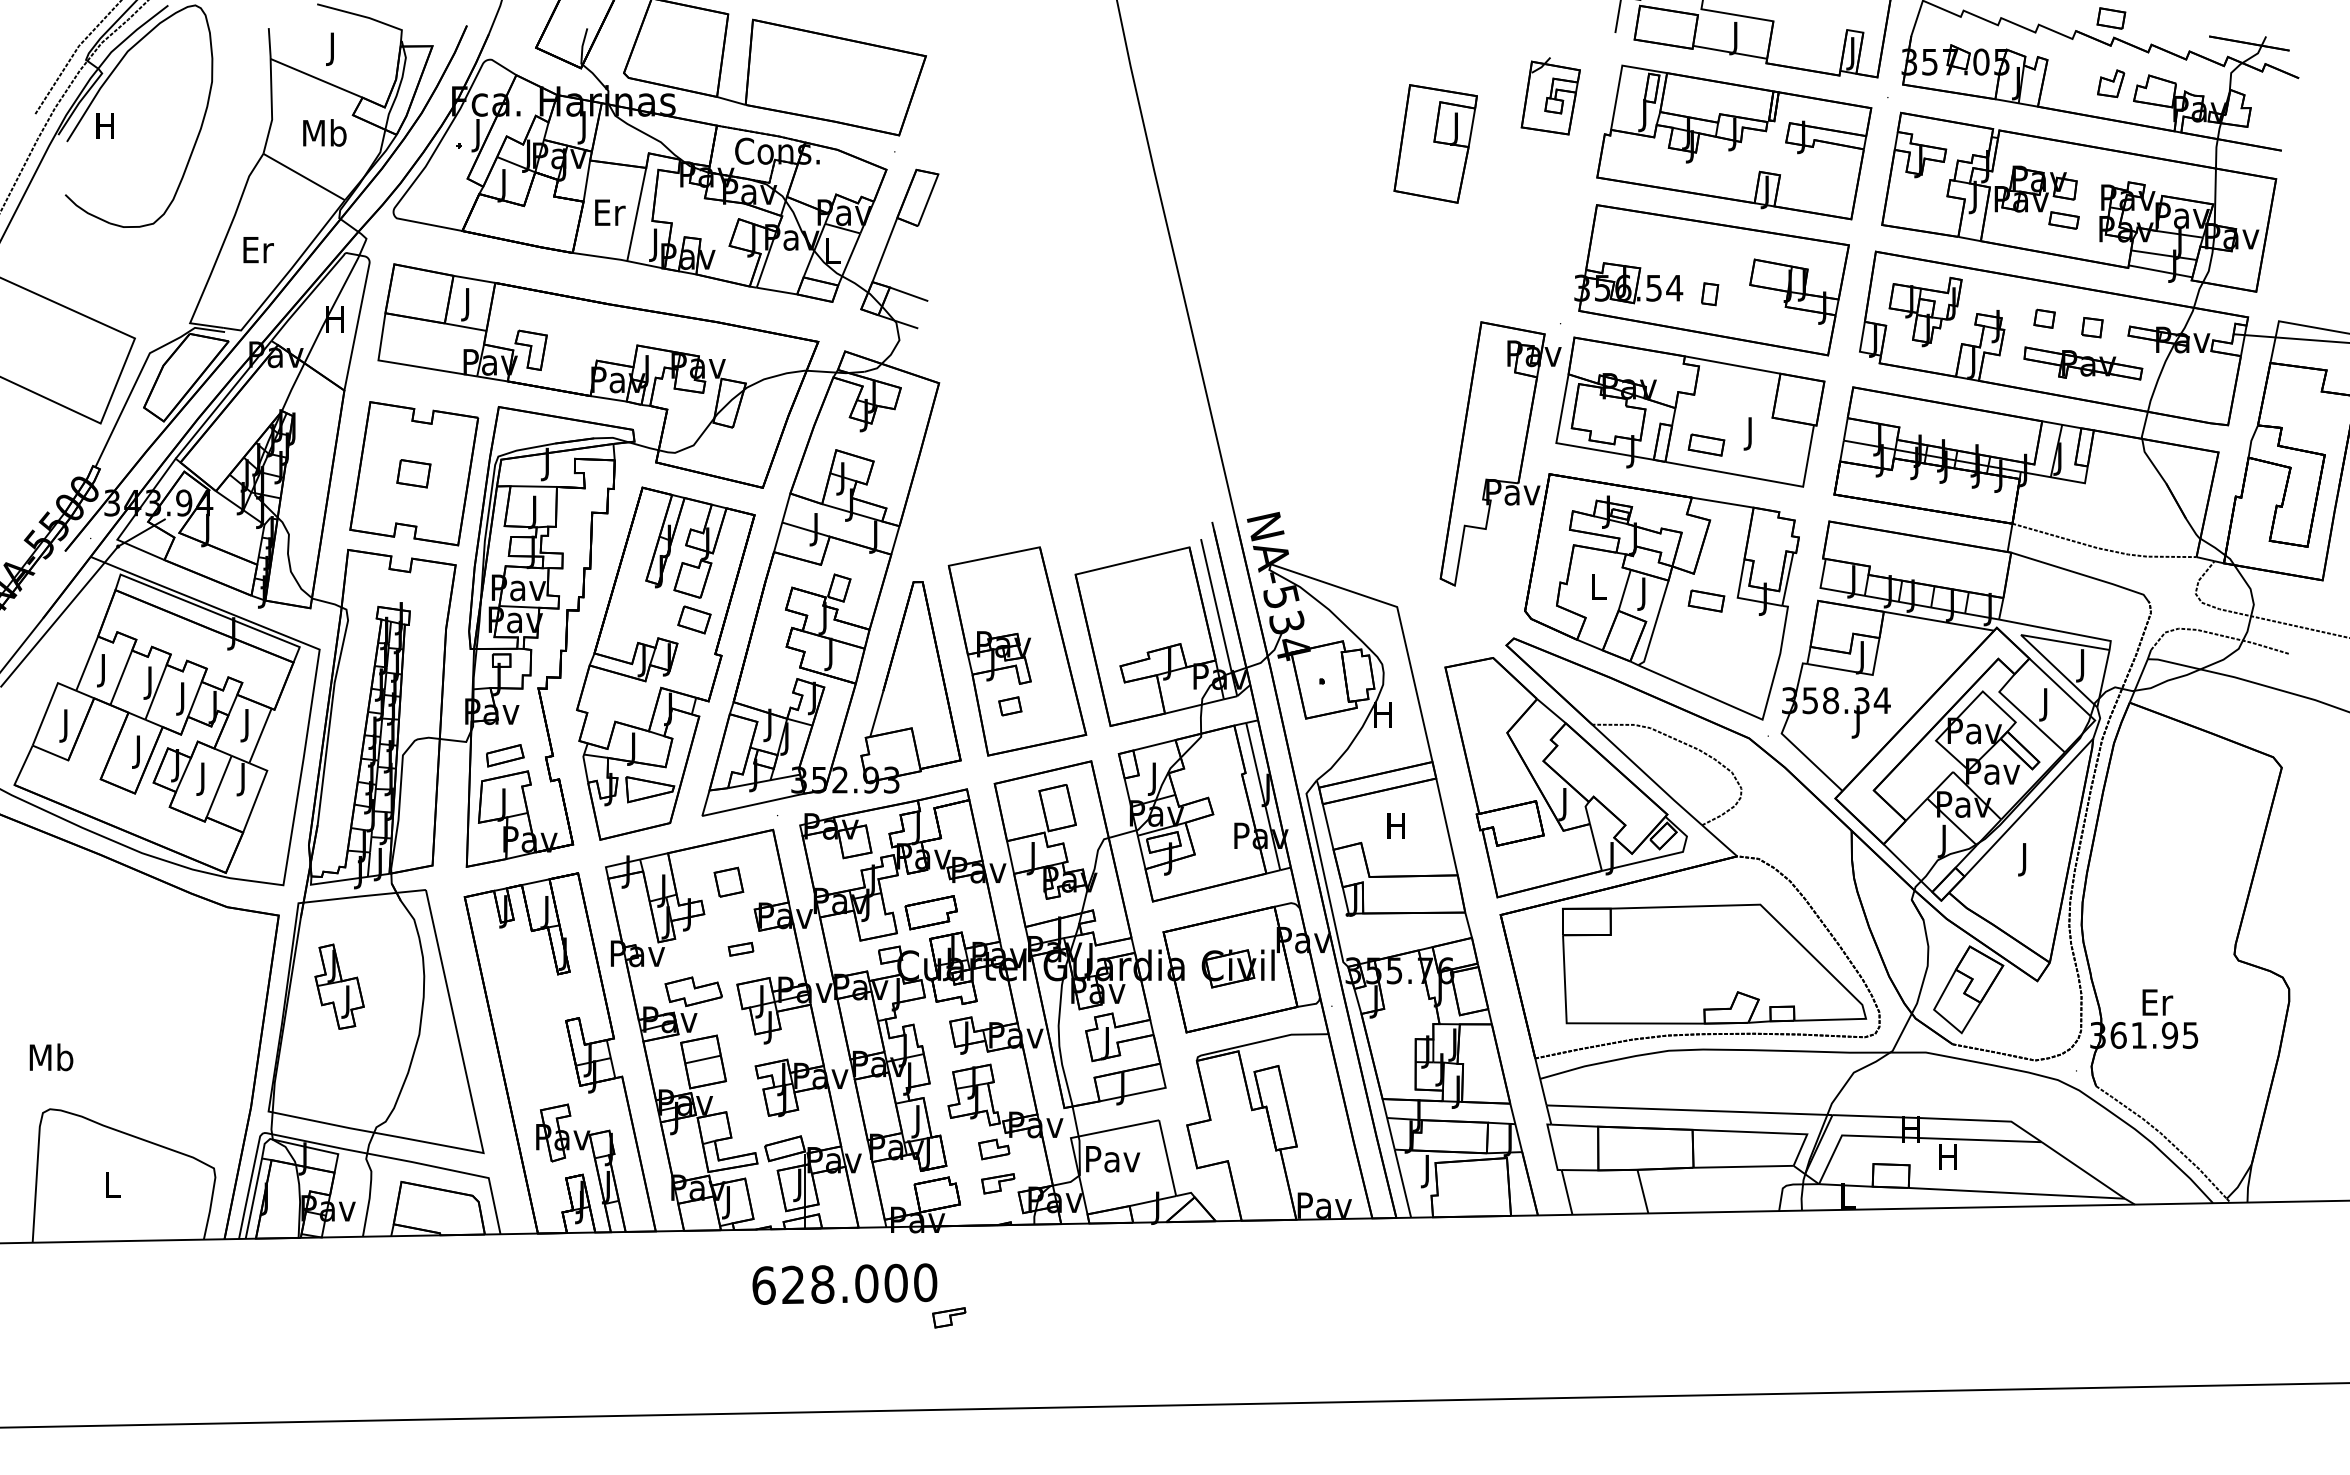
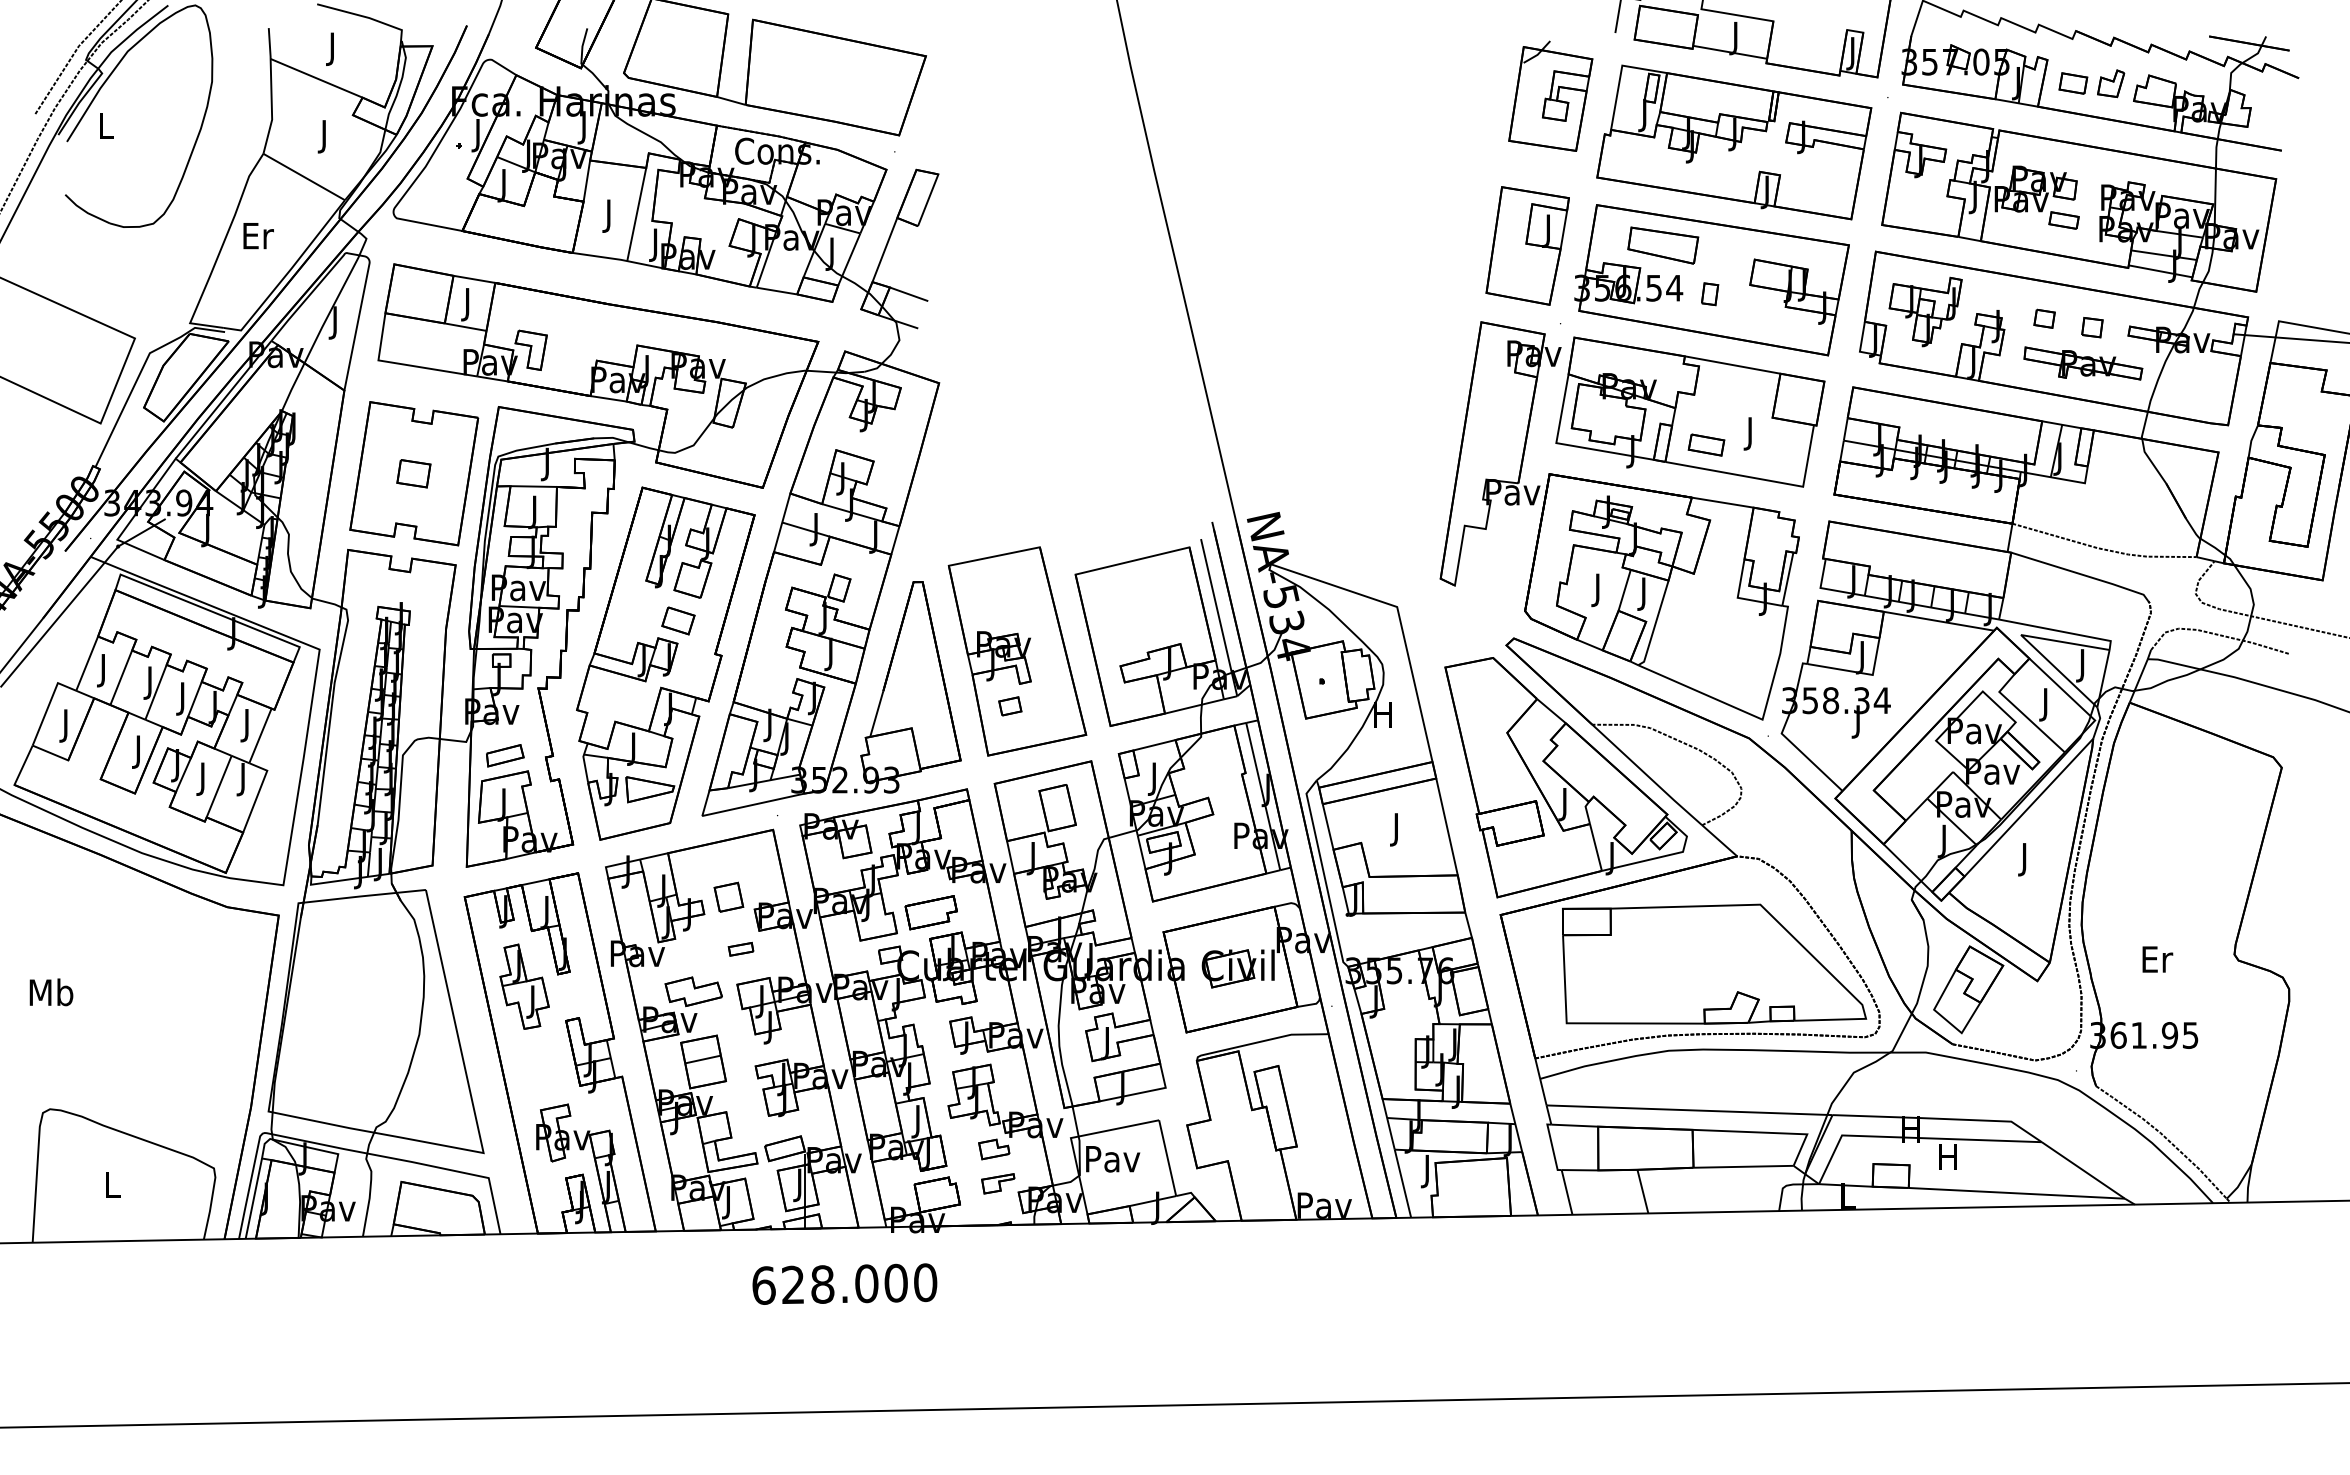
part position: (2111, 18) -> (2073, 83) (2073, 83)
part size: 61x79 px -> 86x112 px (1550, 95)
text: H -> L (104, 125)
text: Mb -> J (324, 136)
part position: (1435, 143) -> (1527, 245) (1527, 245)
text: Er -> J (610, 215)
part: none -> present (1663, 245)
text position: (258, 250) -> (258, 236) (258, 236)
text: L -> J (832, 253)
text: H -> J (334, 322)
text: L -> J (1598, 590)
part: present -> none (1706, 600)
part position: (694, 619) -> (678, 620) (678, 620)
text: H -> J (1395, 829)
part position: (728, 881) -> (728, 896) (728, 896)
part position: (339, 986) -> (524, 986) (524, 986)
text position: (2157, 1002) -> (2157, 959) (2157, 959)
text position: (51, 1057) -> (51, 992) (51, 992)
part: present -> none (949, 1317)
